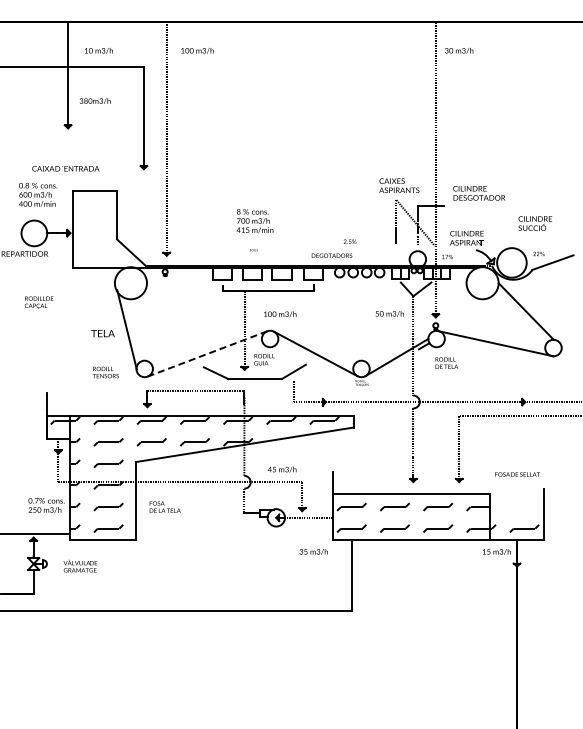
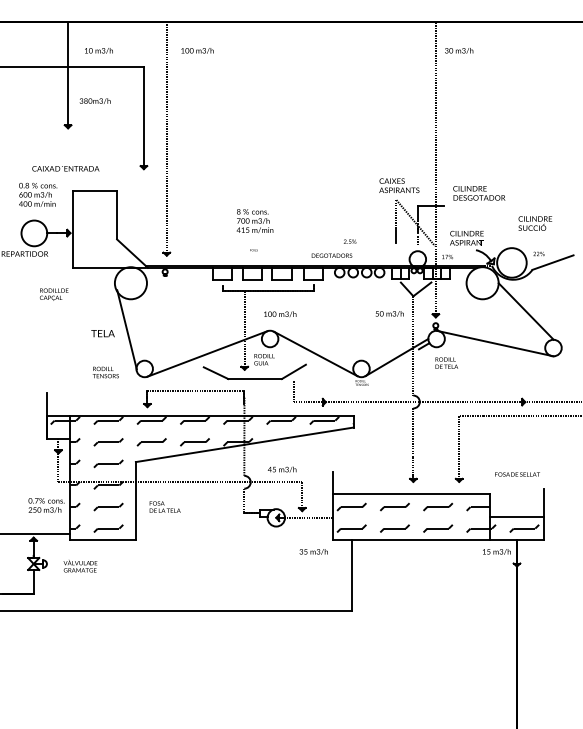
text position: (39, 302) -> (54, 294) (54, 294)
line: dashed -> solid (207, 353)
line: none -> present (516, 517)
